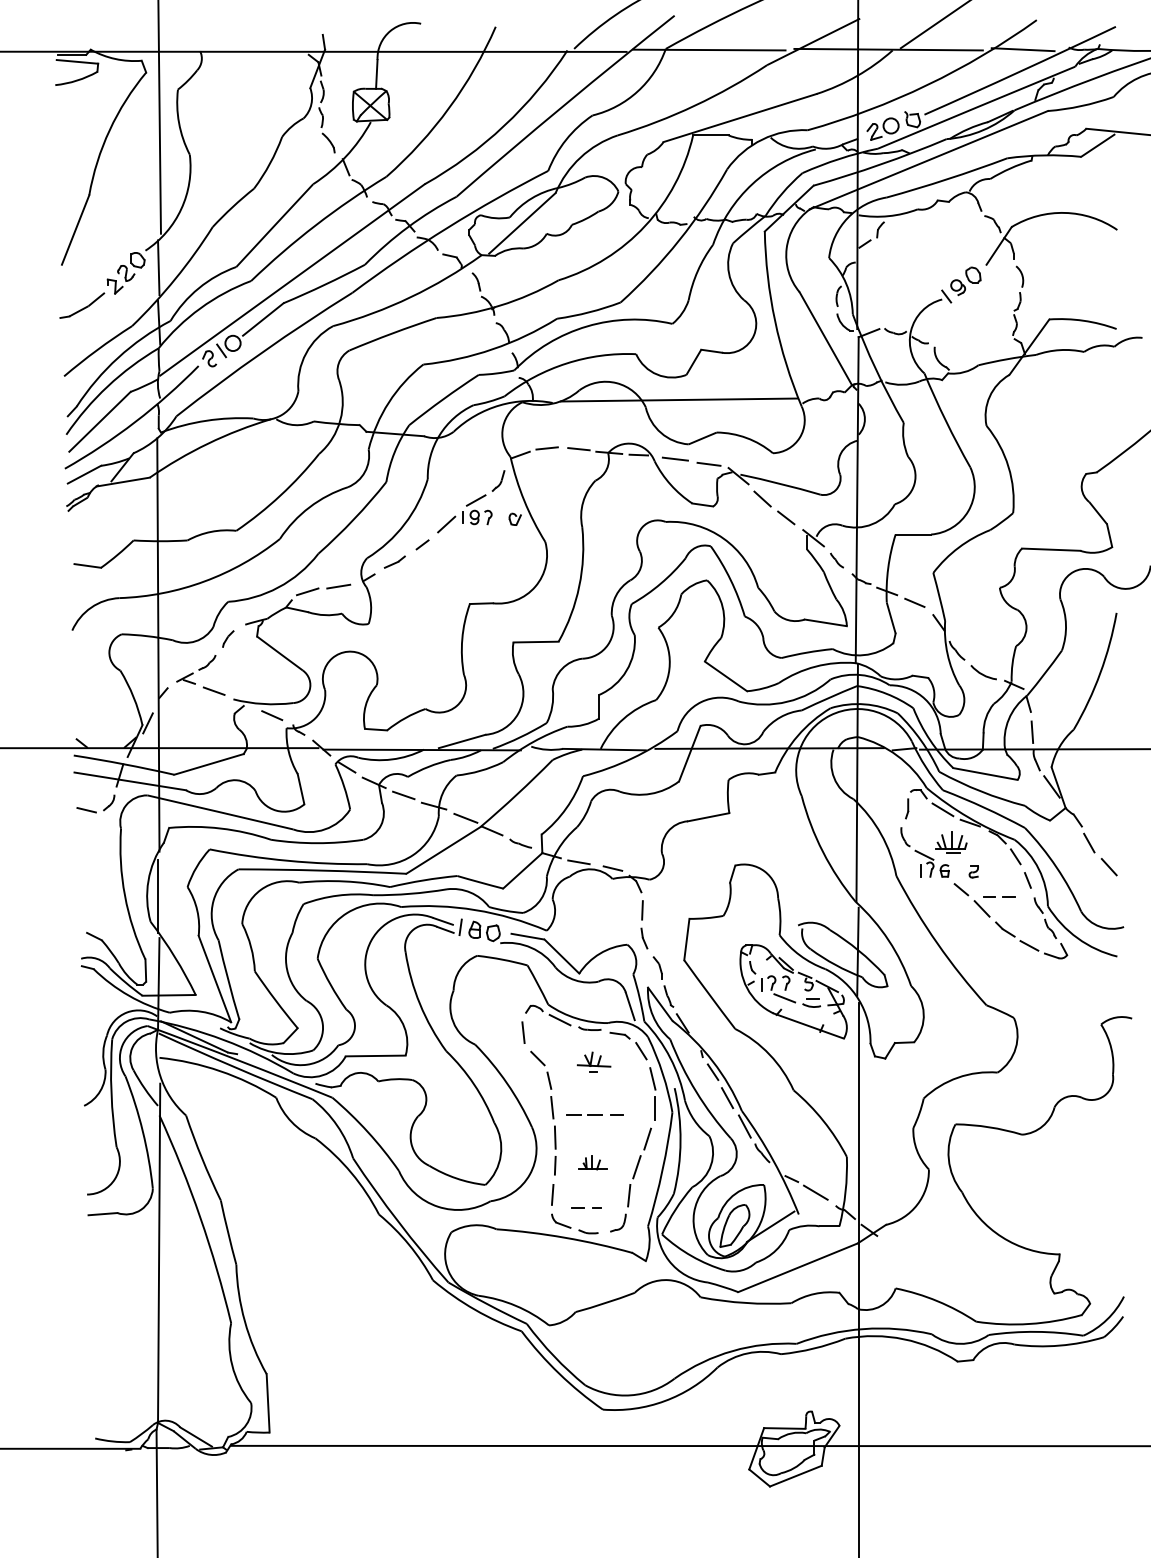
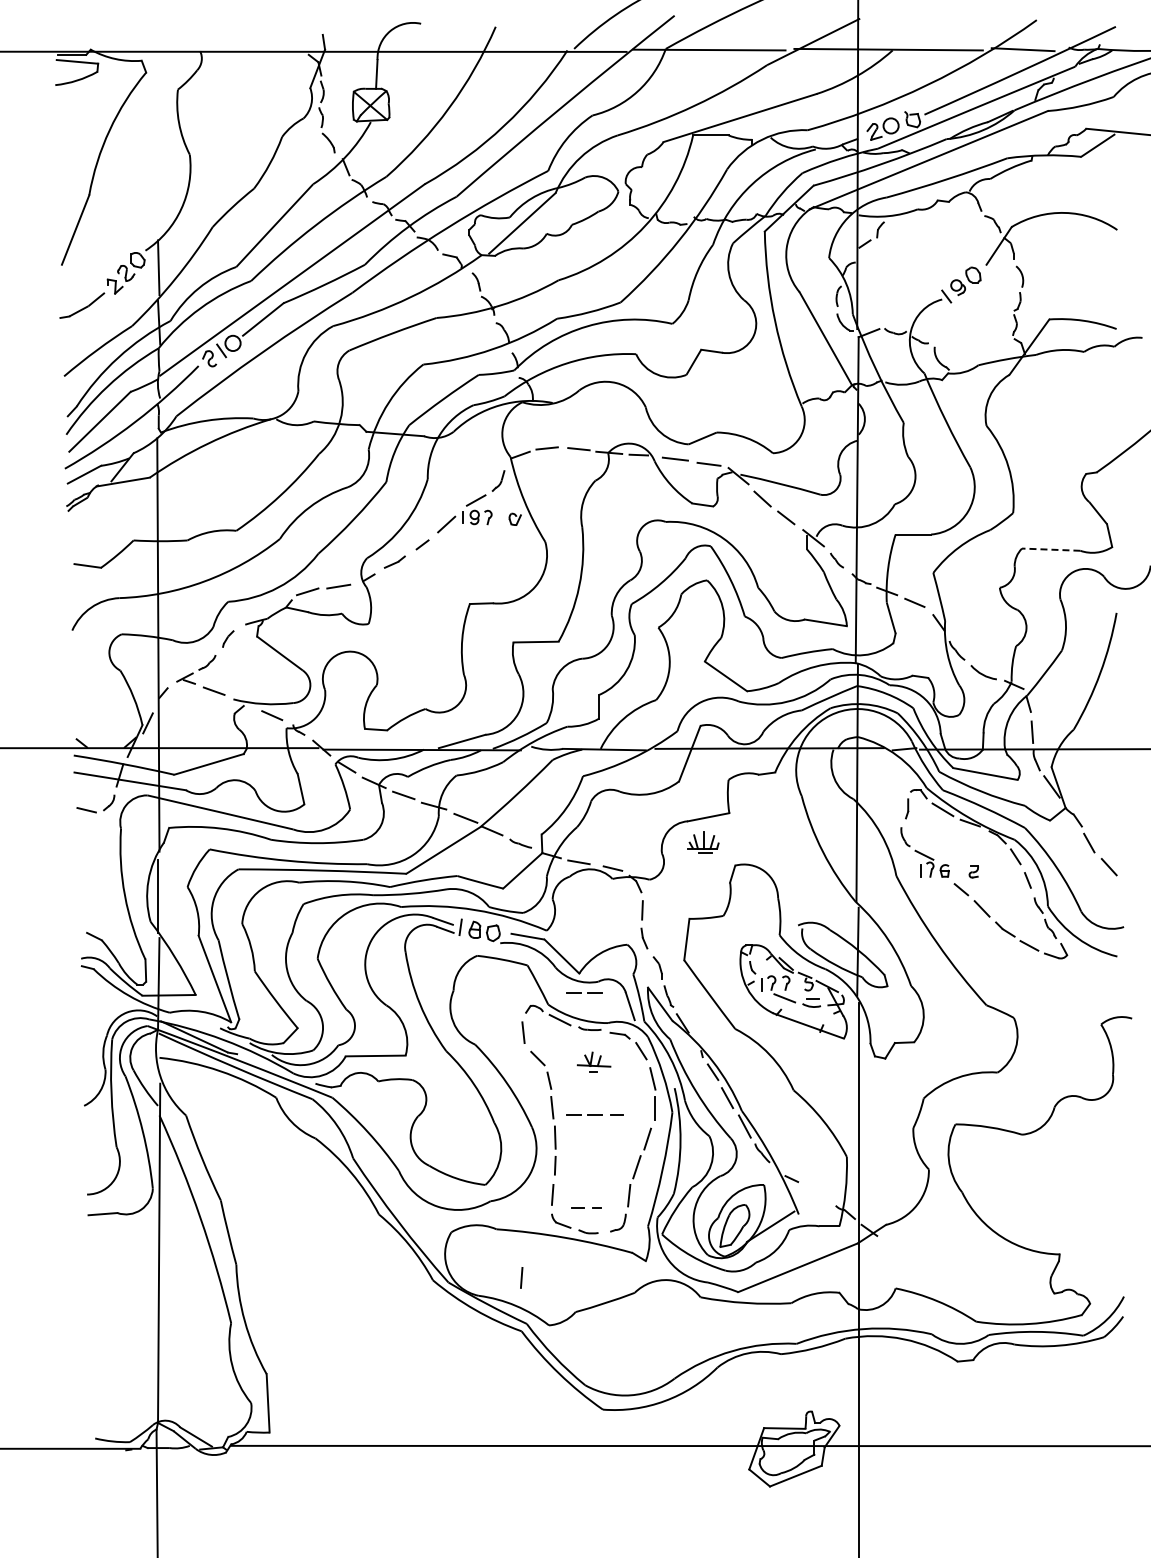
line: present -> none (933, 25)
line: present -> none (159, 117)
line: present -> none (678, 399)
line: solid -> dashed (1050, 549)
part position: (951, 842) -> (703, 842) (703, 842)
line: present -> none (1002, 896)
line: none -> present (581, 992)
part: present -> none (592, 1162)
line: present -> none (815, 1192)
line: none -> present (521, 1277)
